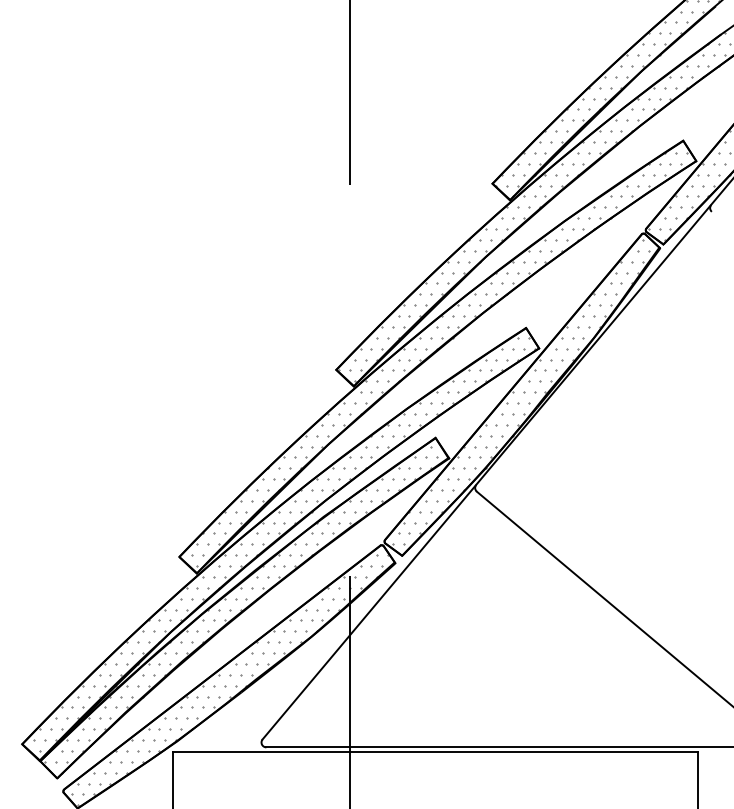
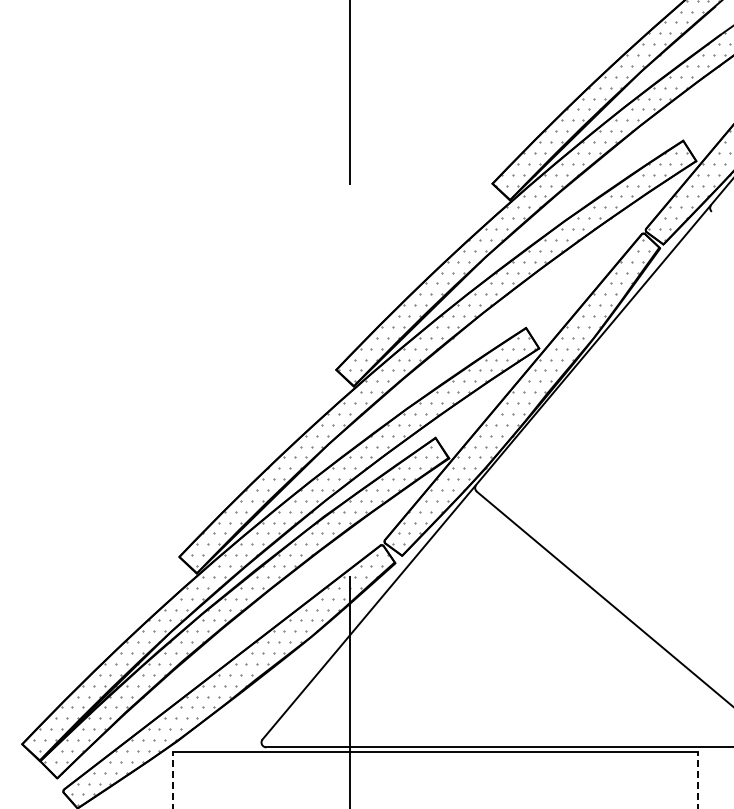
line: solid -> dashed (173, 779)
line: solid -> dashed (697, 779)
